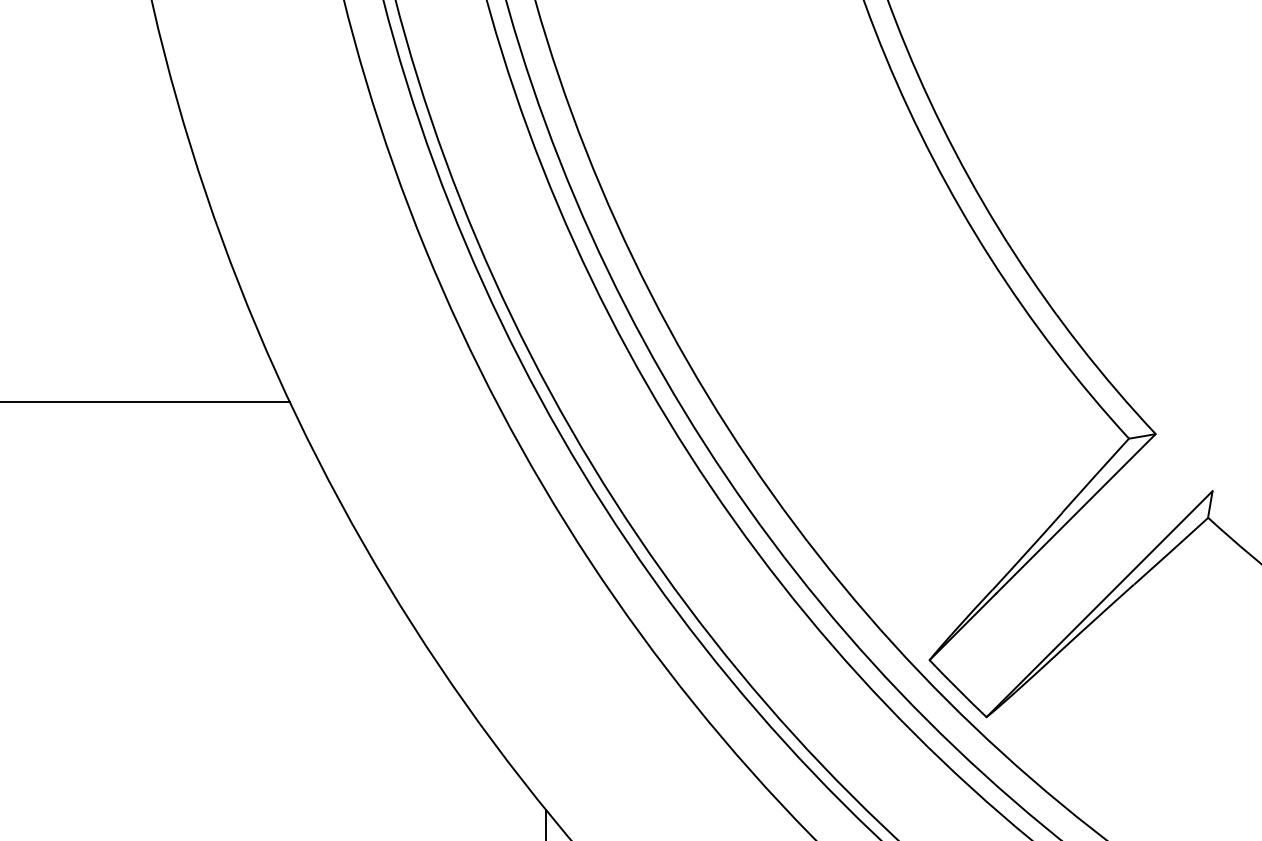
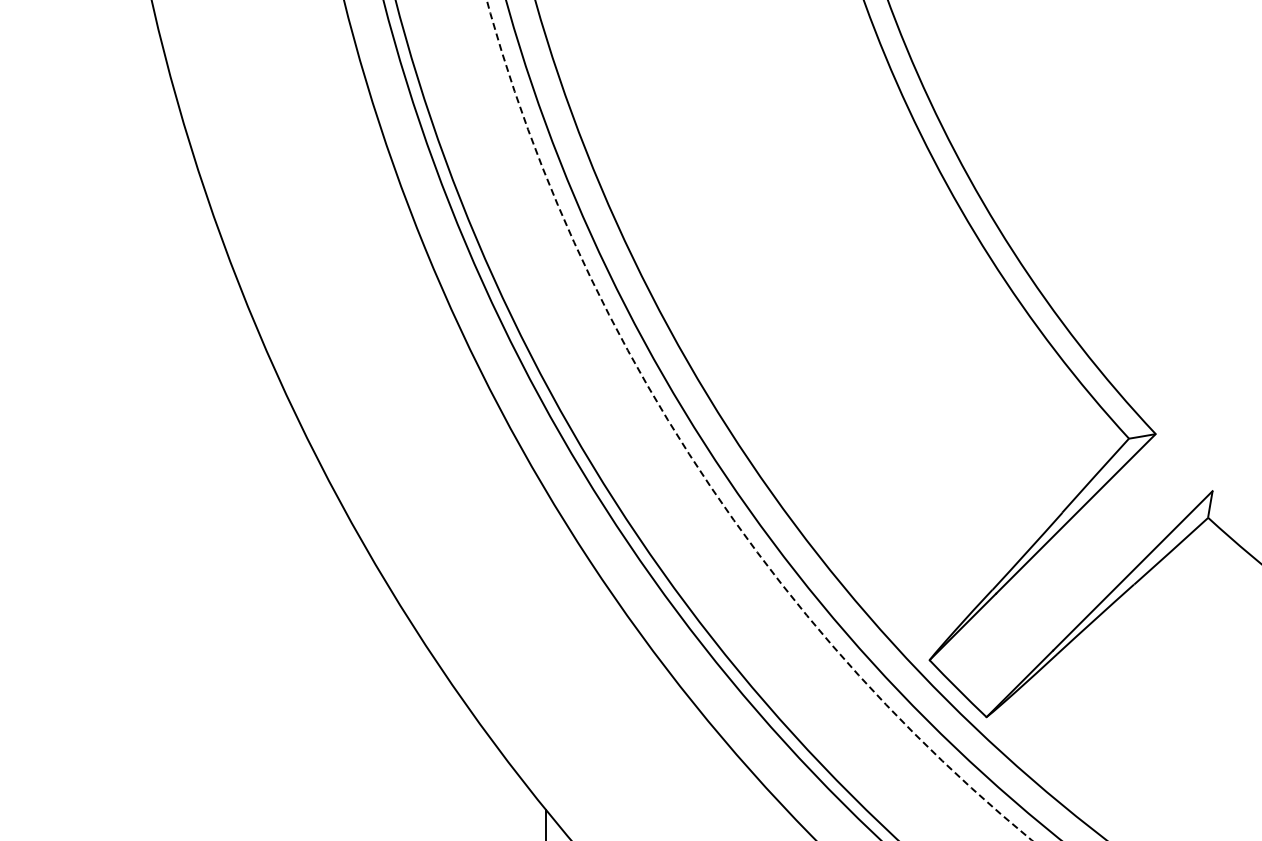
line: present -> none (146, 401)
circle: solid -> dashed (759, 420)
